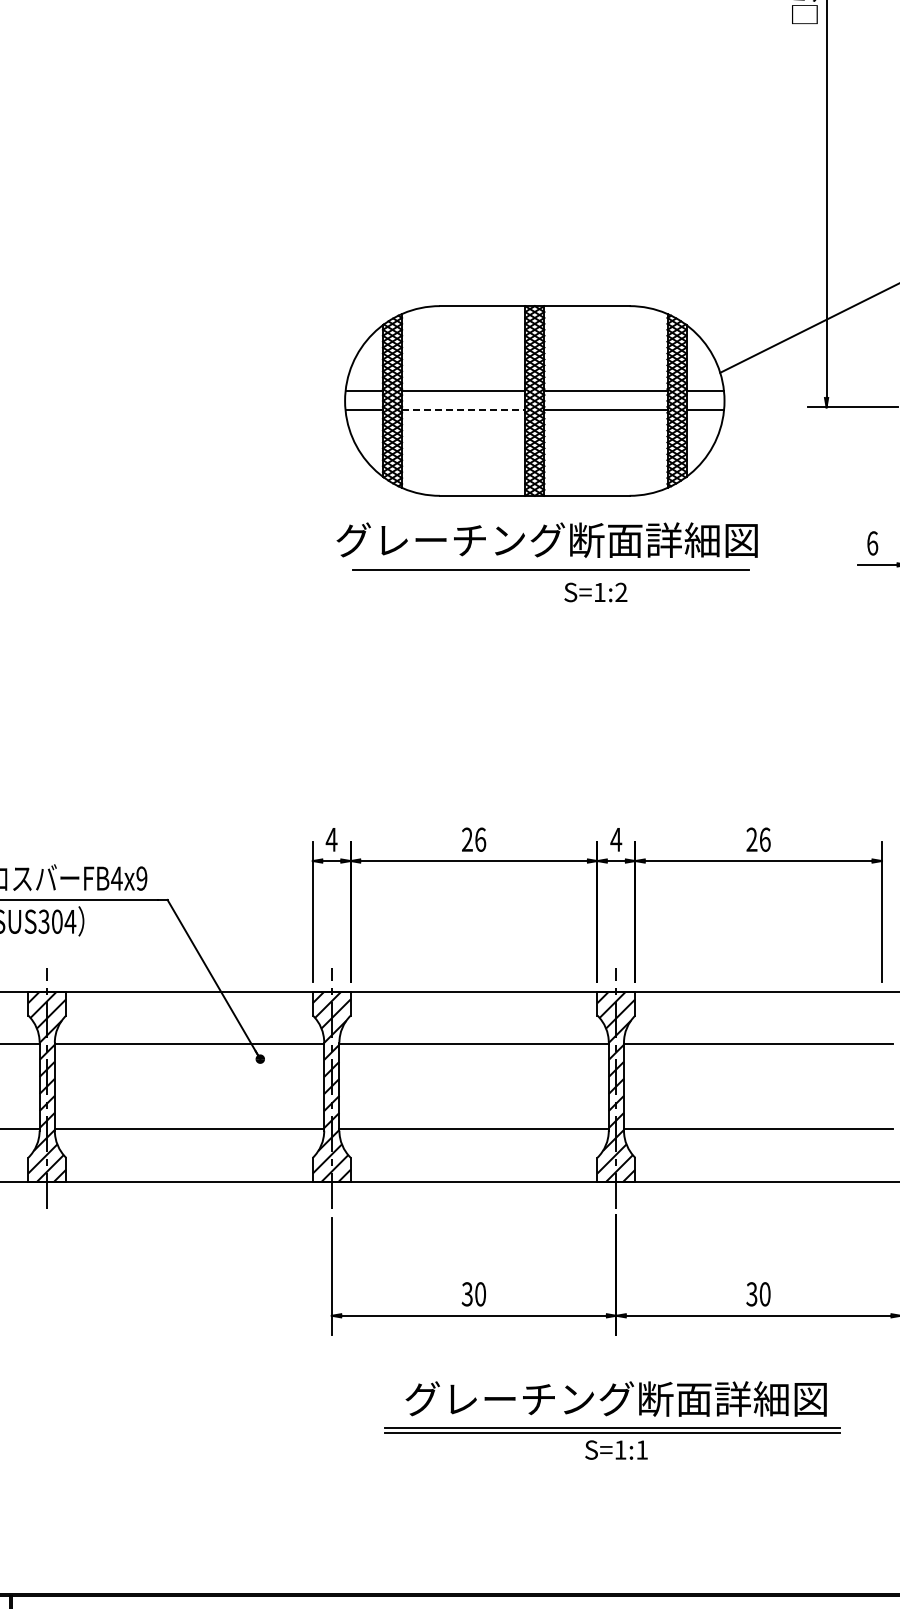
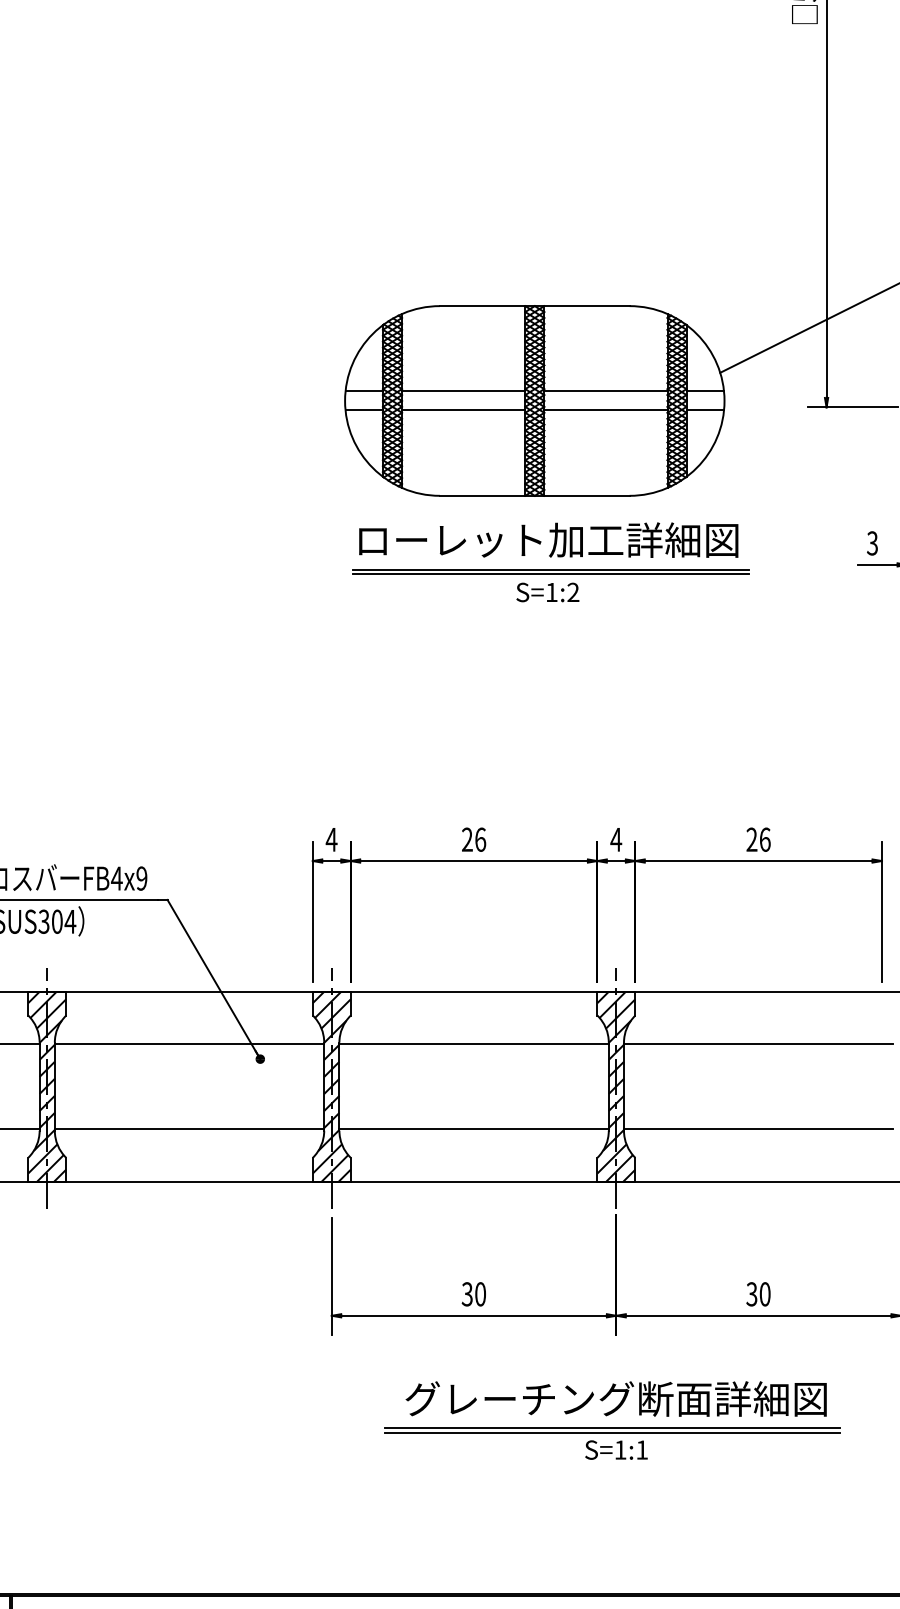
line: dashed -> solid (463, 410)
text: グレーチング断面詳細図 -> ローレット加工詳細図 (546, 539)
text: 6 -> 3 (872, 543)
line: none -> present (550, 574)
text position: (595, 592) -> (547, 592) (547, 592)
